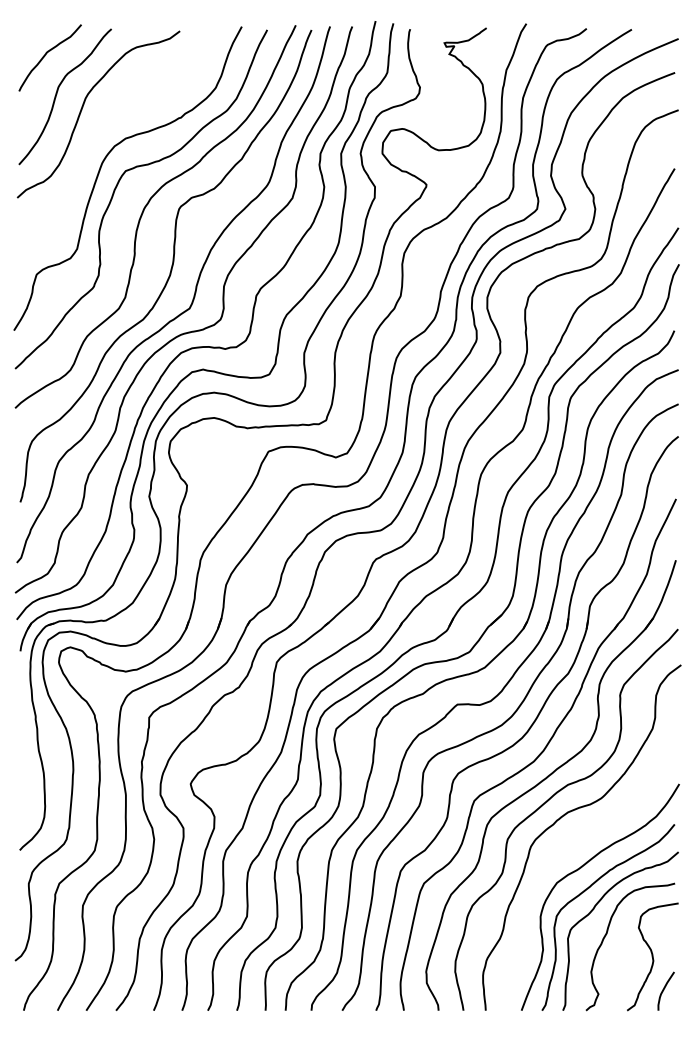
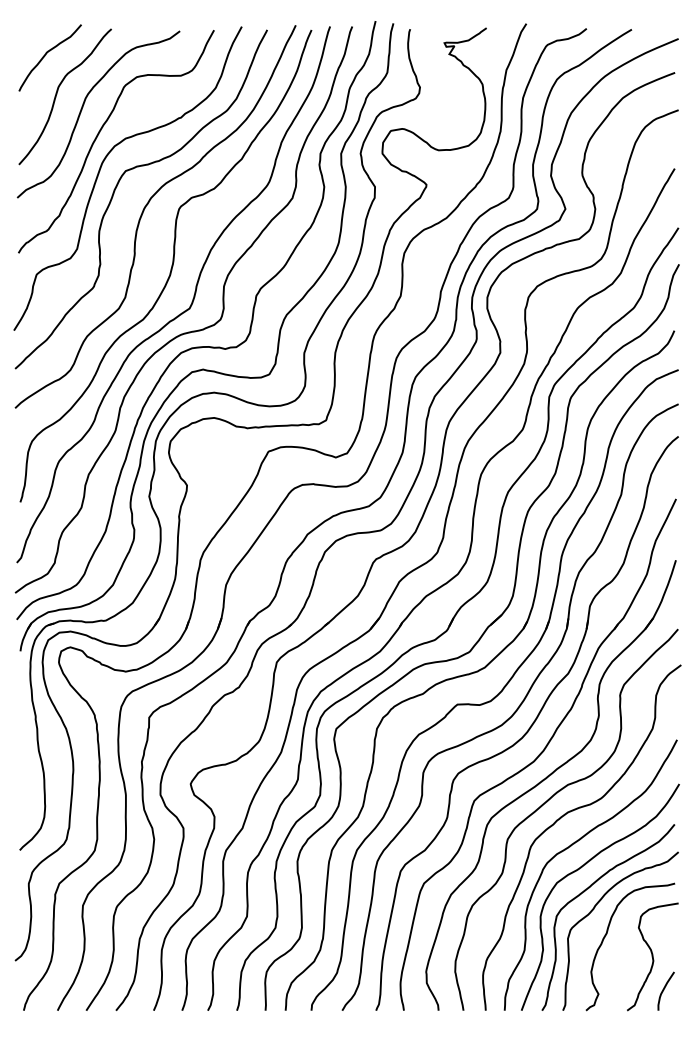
curve: none -> present (100, 132)
curve: none -> present (570, 847)
